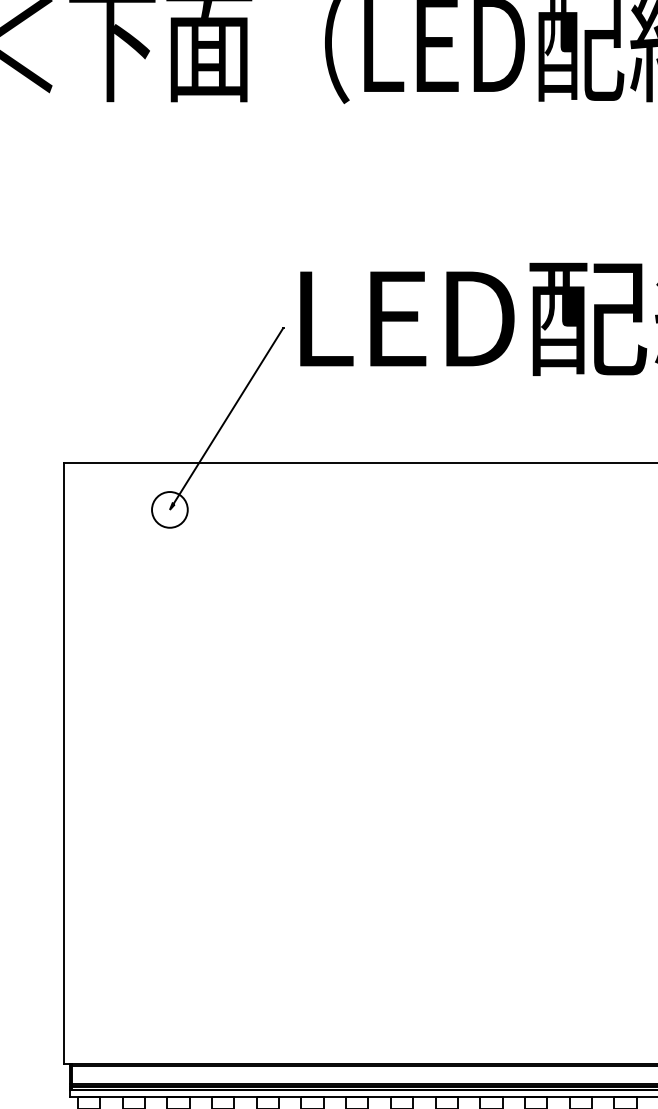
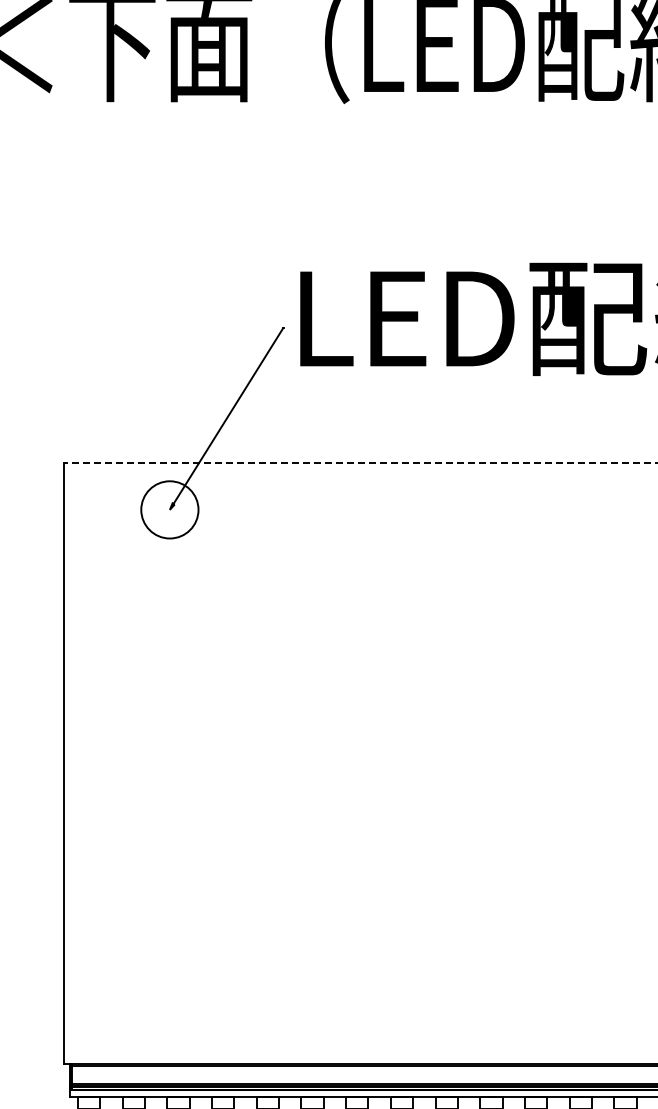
line: solid -> dashed (360, 463)
circle diameter: 36 px -> 57 px (169, 509)
